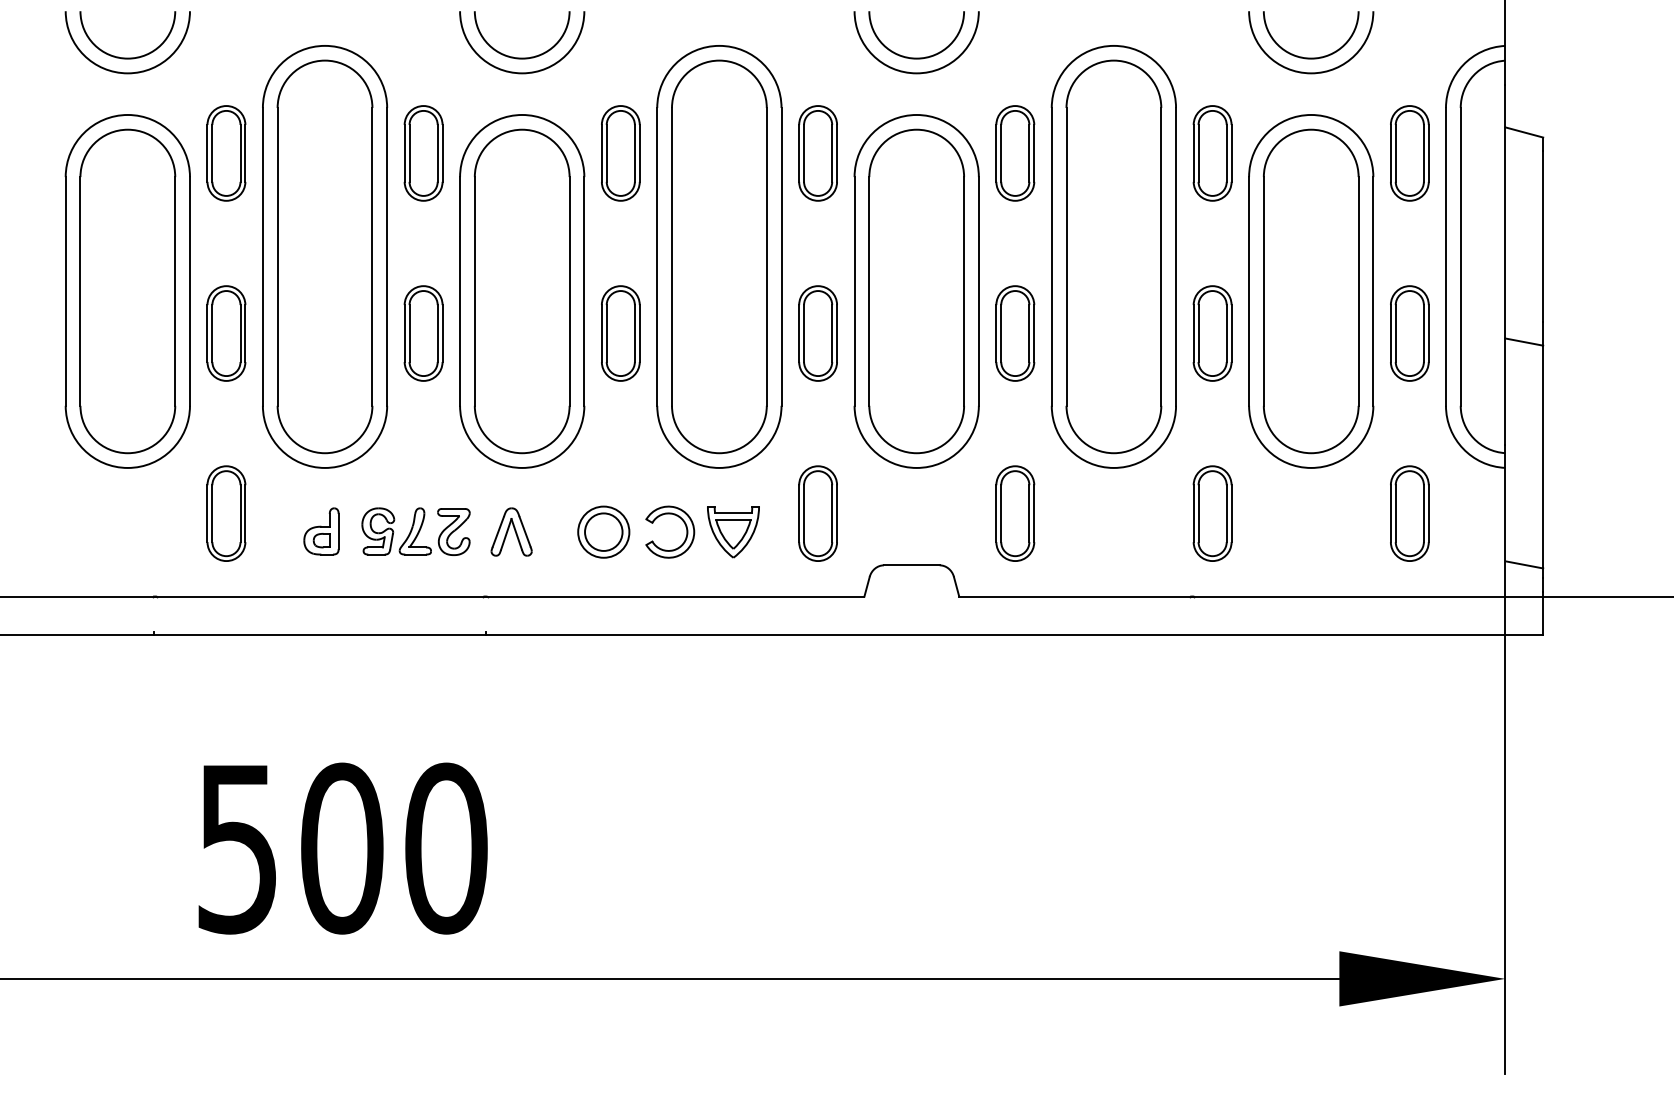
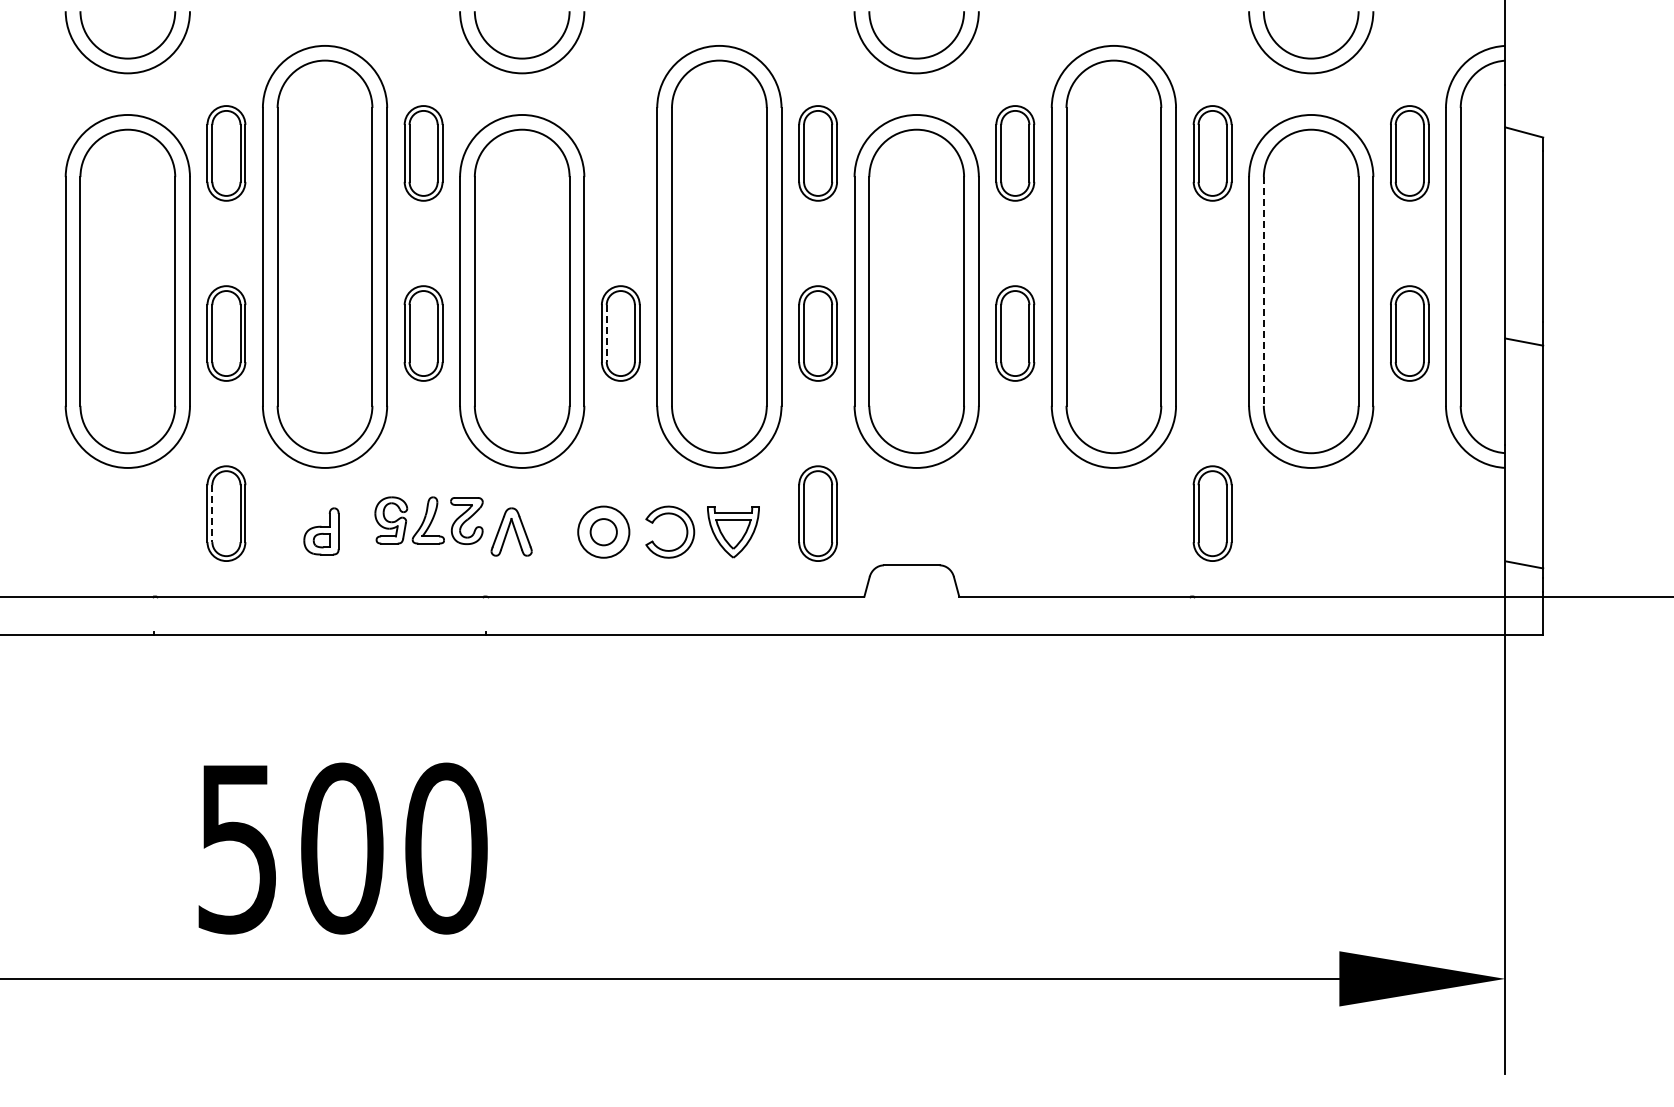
part: present -> none (620, 153)
line: solid -> dashed (1263, 291)
part: present -> none (1212, 333)
line: solid -> dashed (606, 334)
part: present -> none (1015, 513)
part: present -> none (1409, 513)
line: solid -> dashed (212, 514)
part position: (415, 531) -> (428, 520) (428, 520)
circle diameter: 38 px -> 26 px (603, 532)
